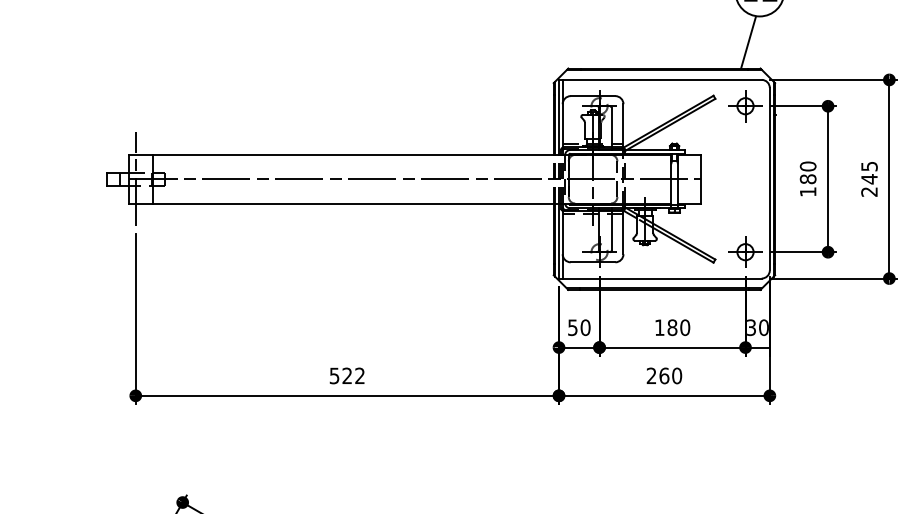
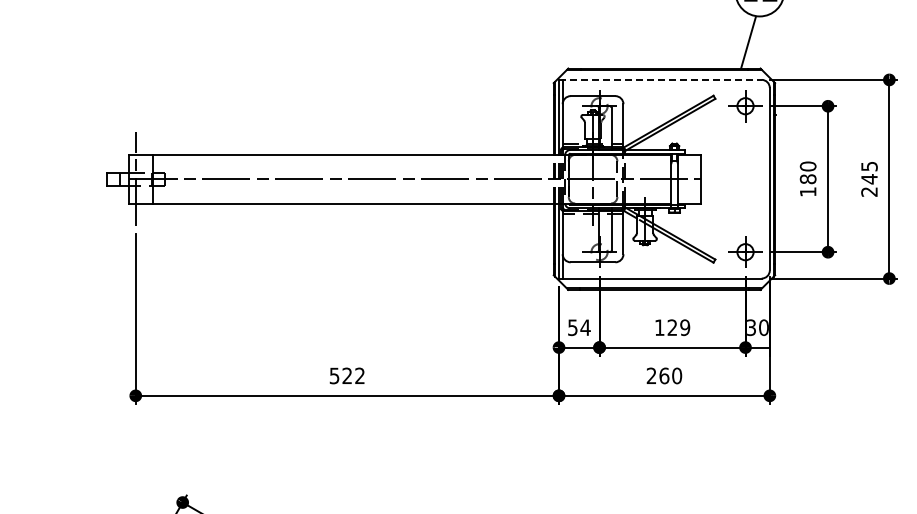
line: solid -> dashed (660, 79)
text: 50 -> 54 (585, 327)
text: 180 -> 129 (678, 327)
